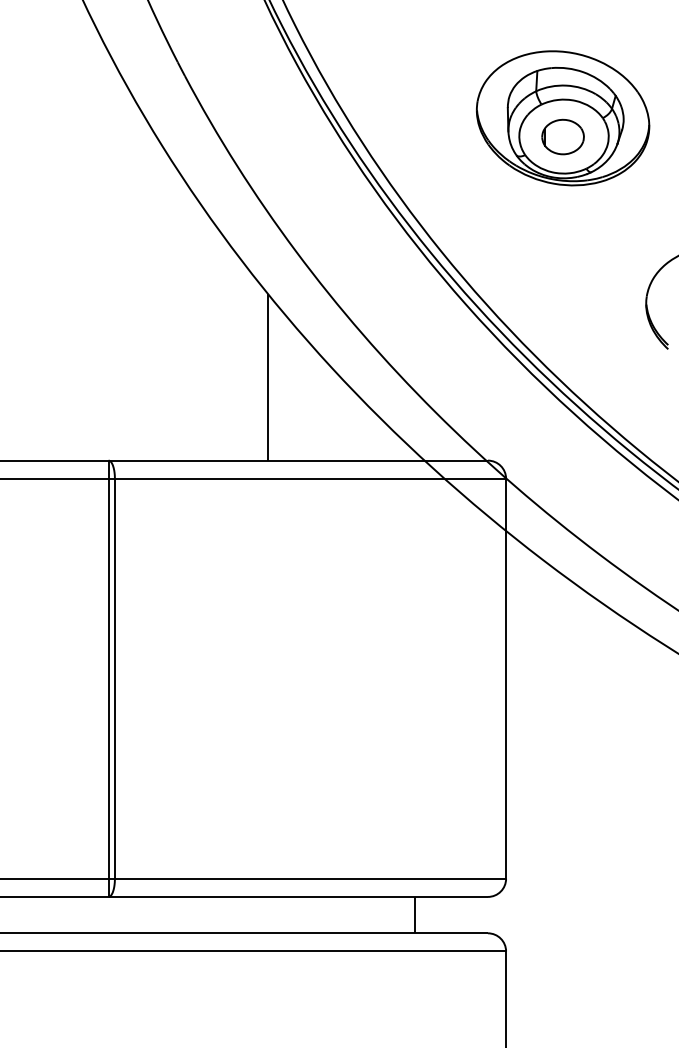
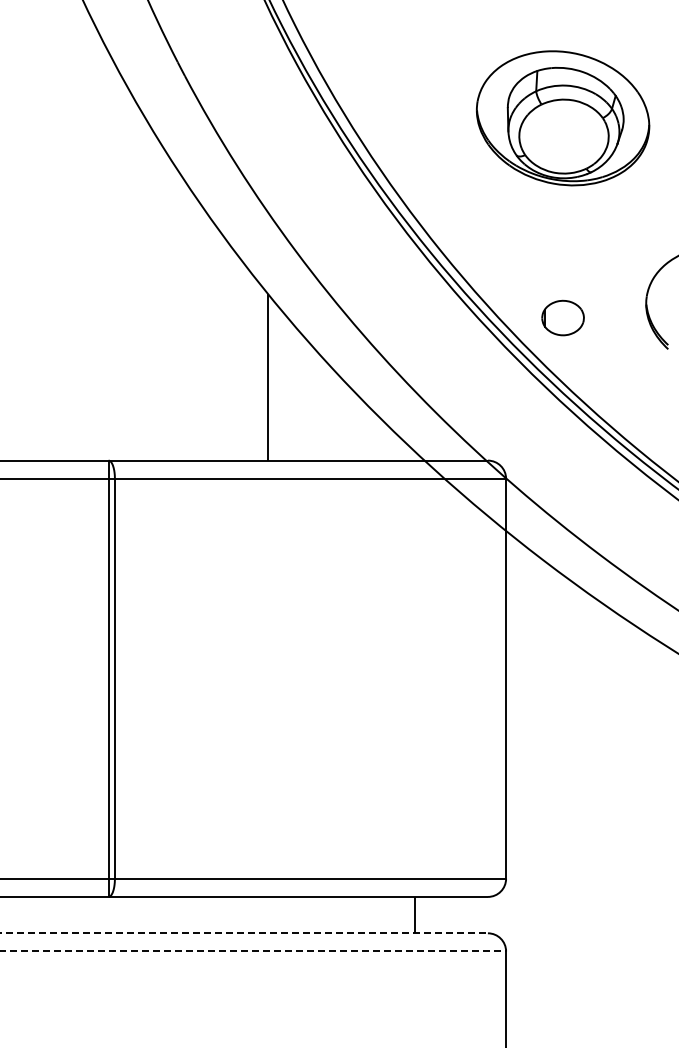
part position: (562, 136) -> (562, 317) (562, 317)
line: solid -> dashed (244, 933)
line: solid -> dashed (253, 951)
